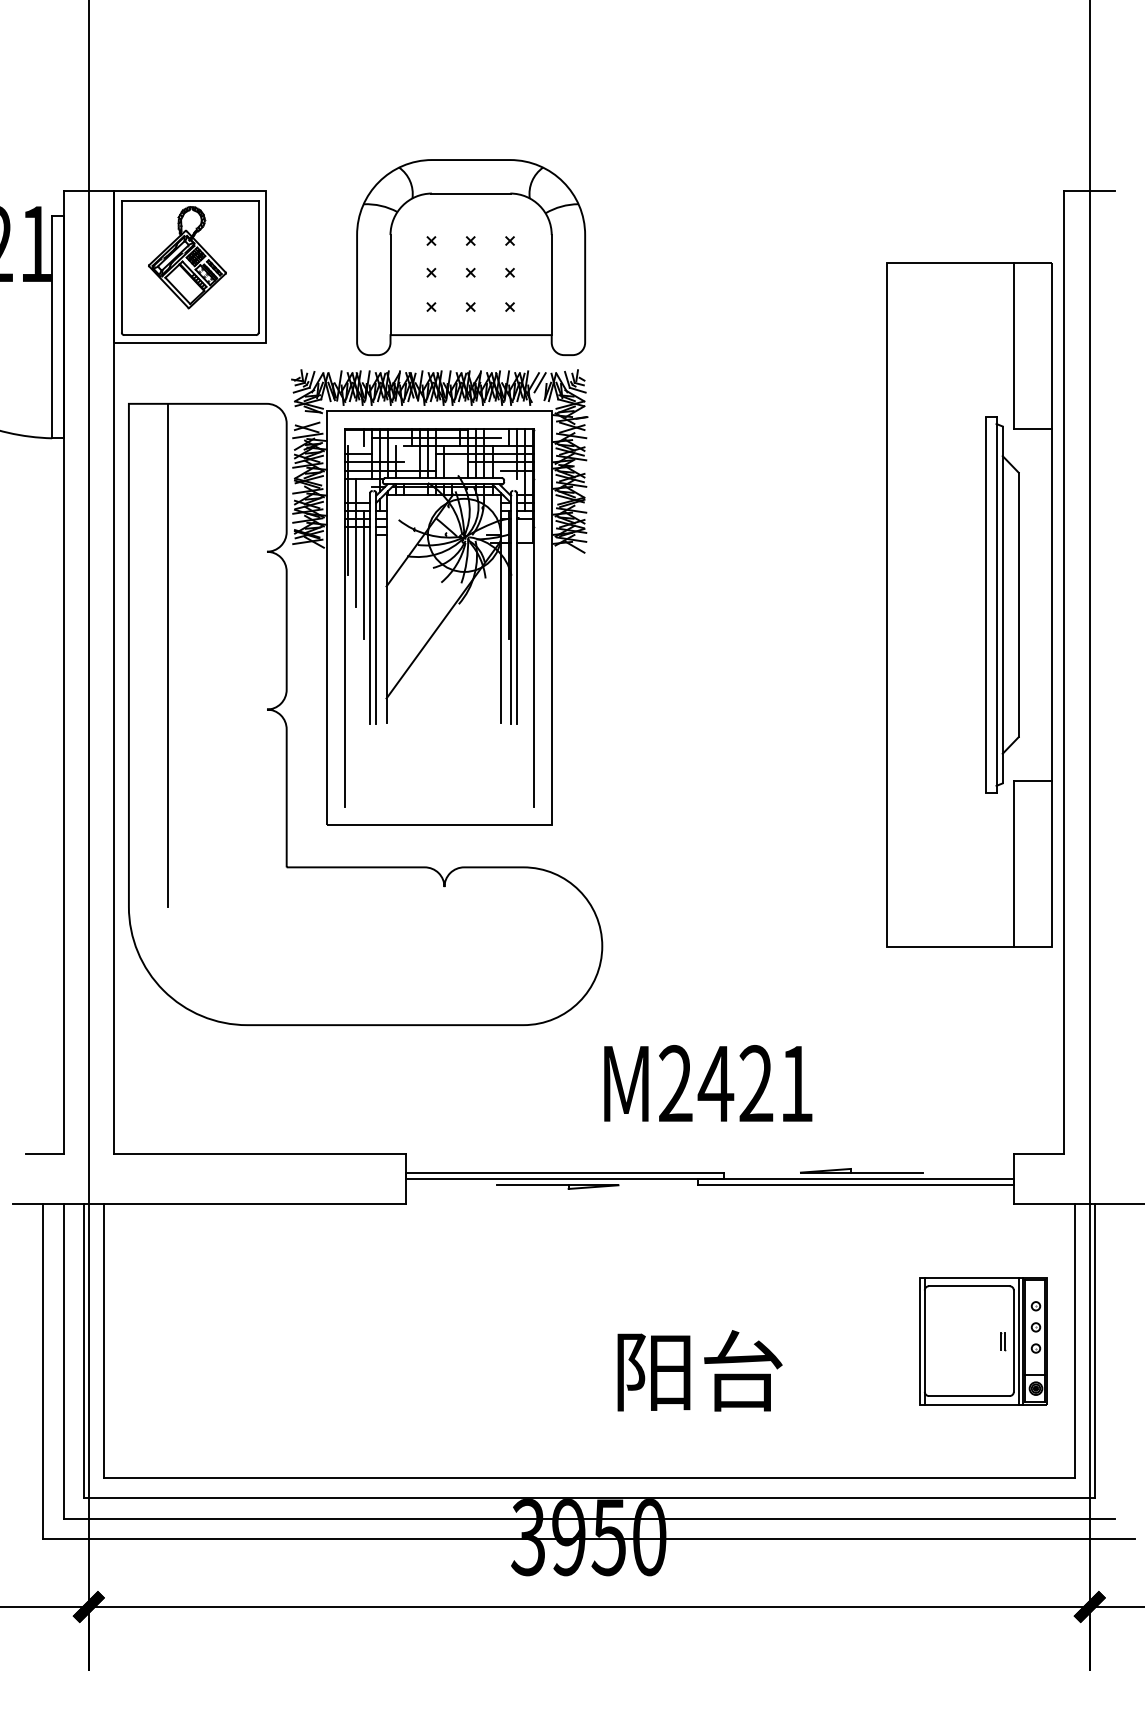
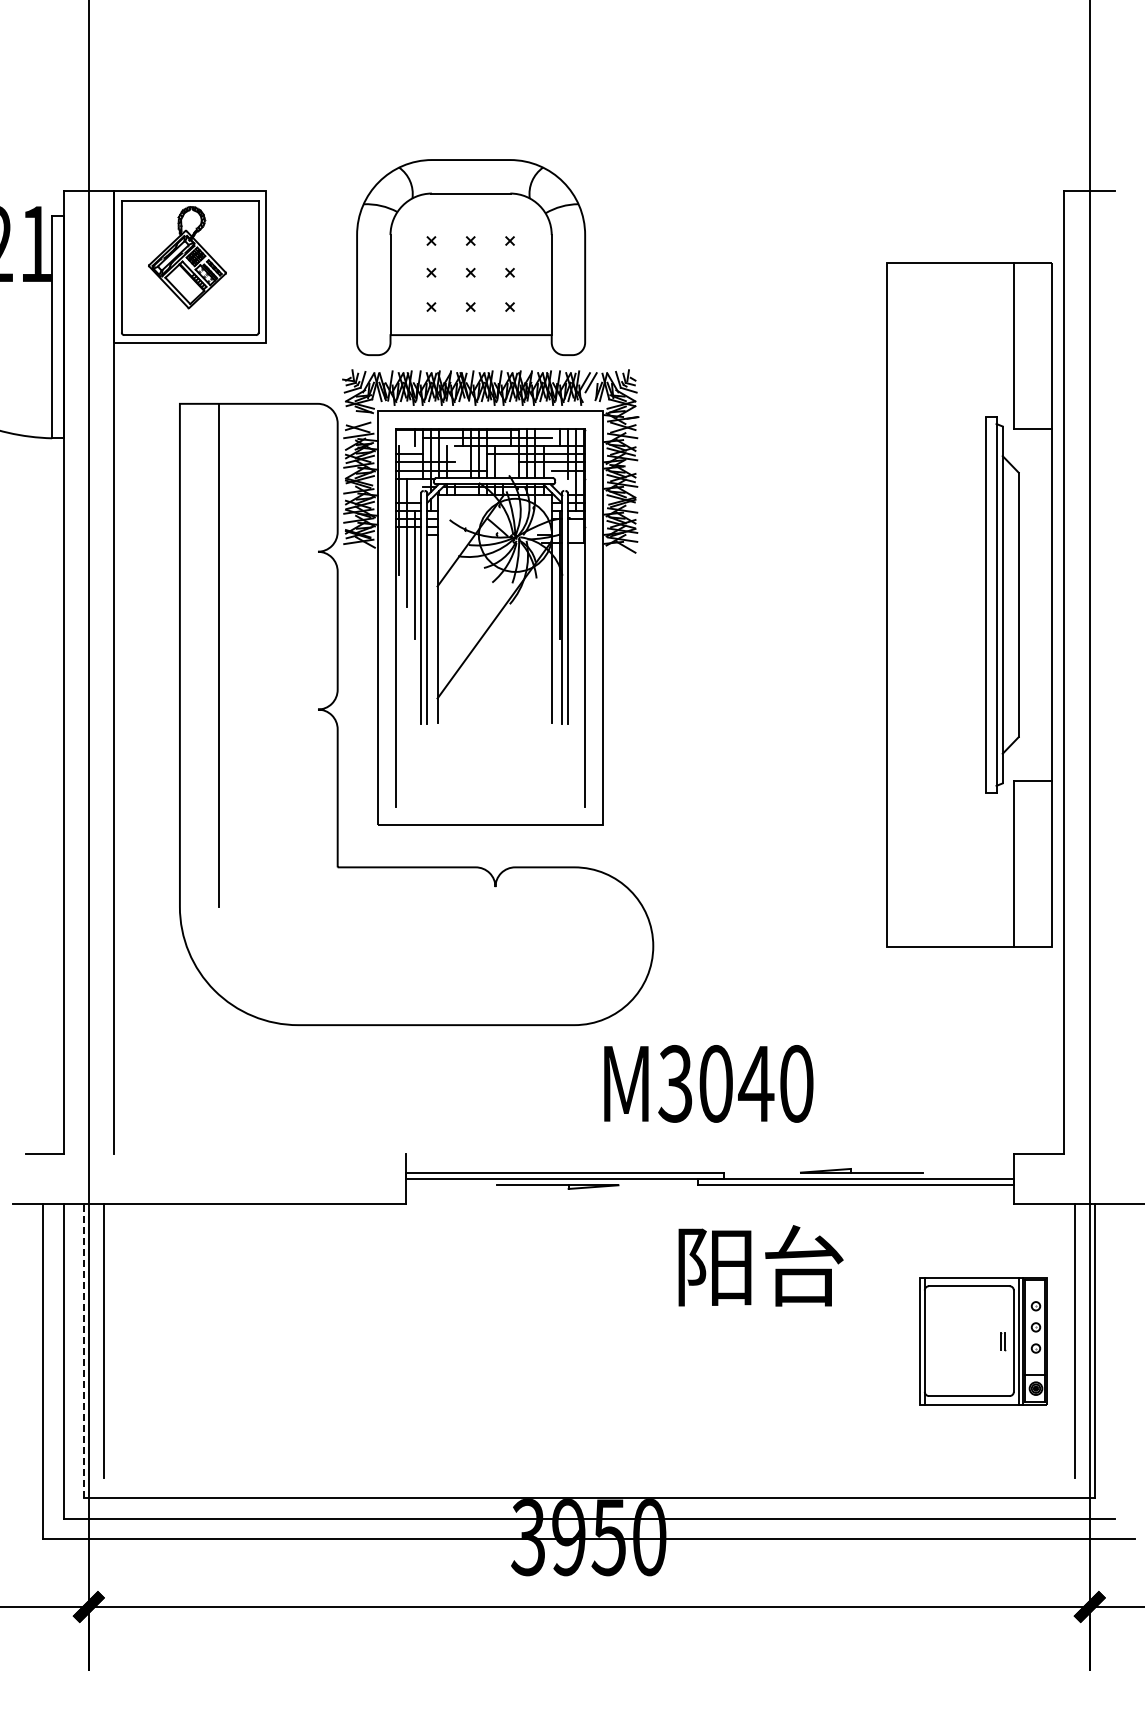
part position: (365, 697) -> (416, 697) (416, 697)
text: M2421 -> M3040 (735, 1083)
line: present -> none (259, 1153)
line: solid -> dashed (83, 1351)
text position: (699, 1370) -> (760, 1265) (760, 1265)
line: present -> none (589, 1477)
